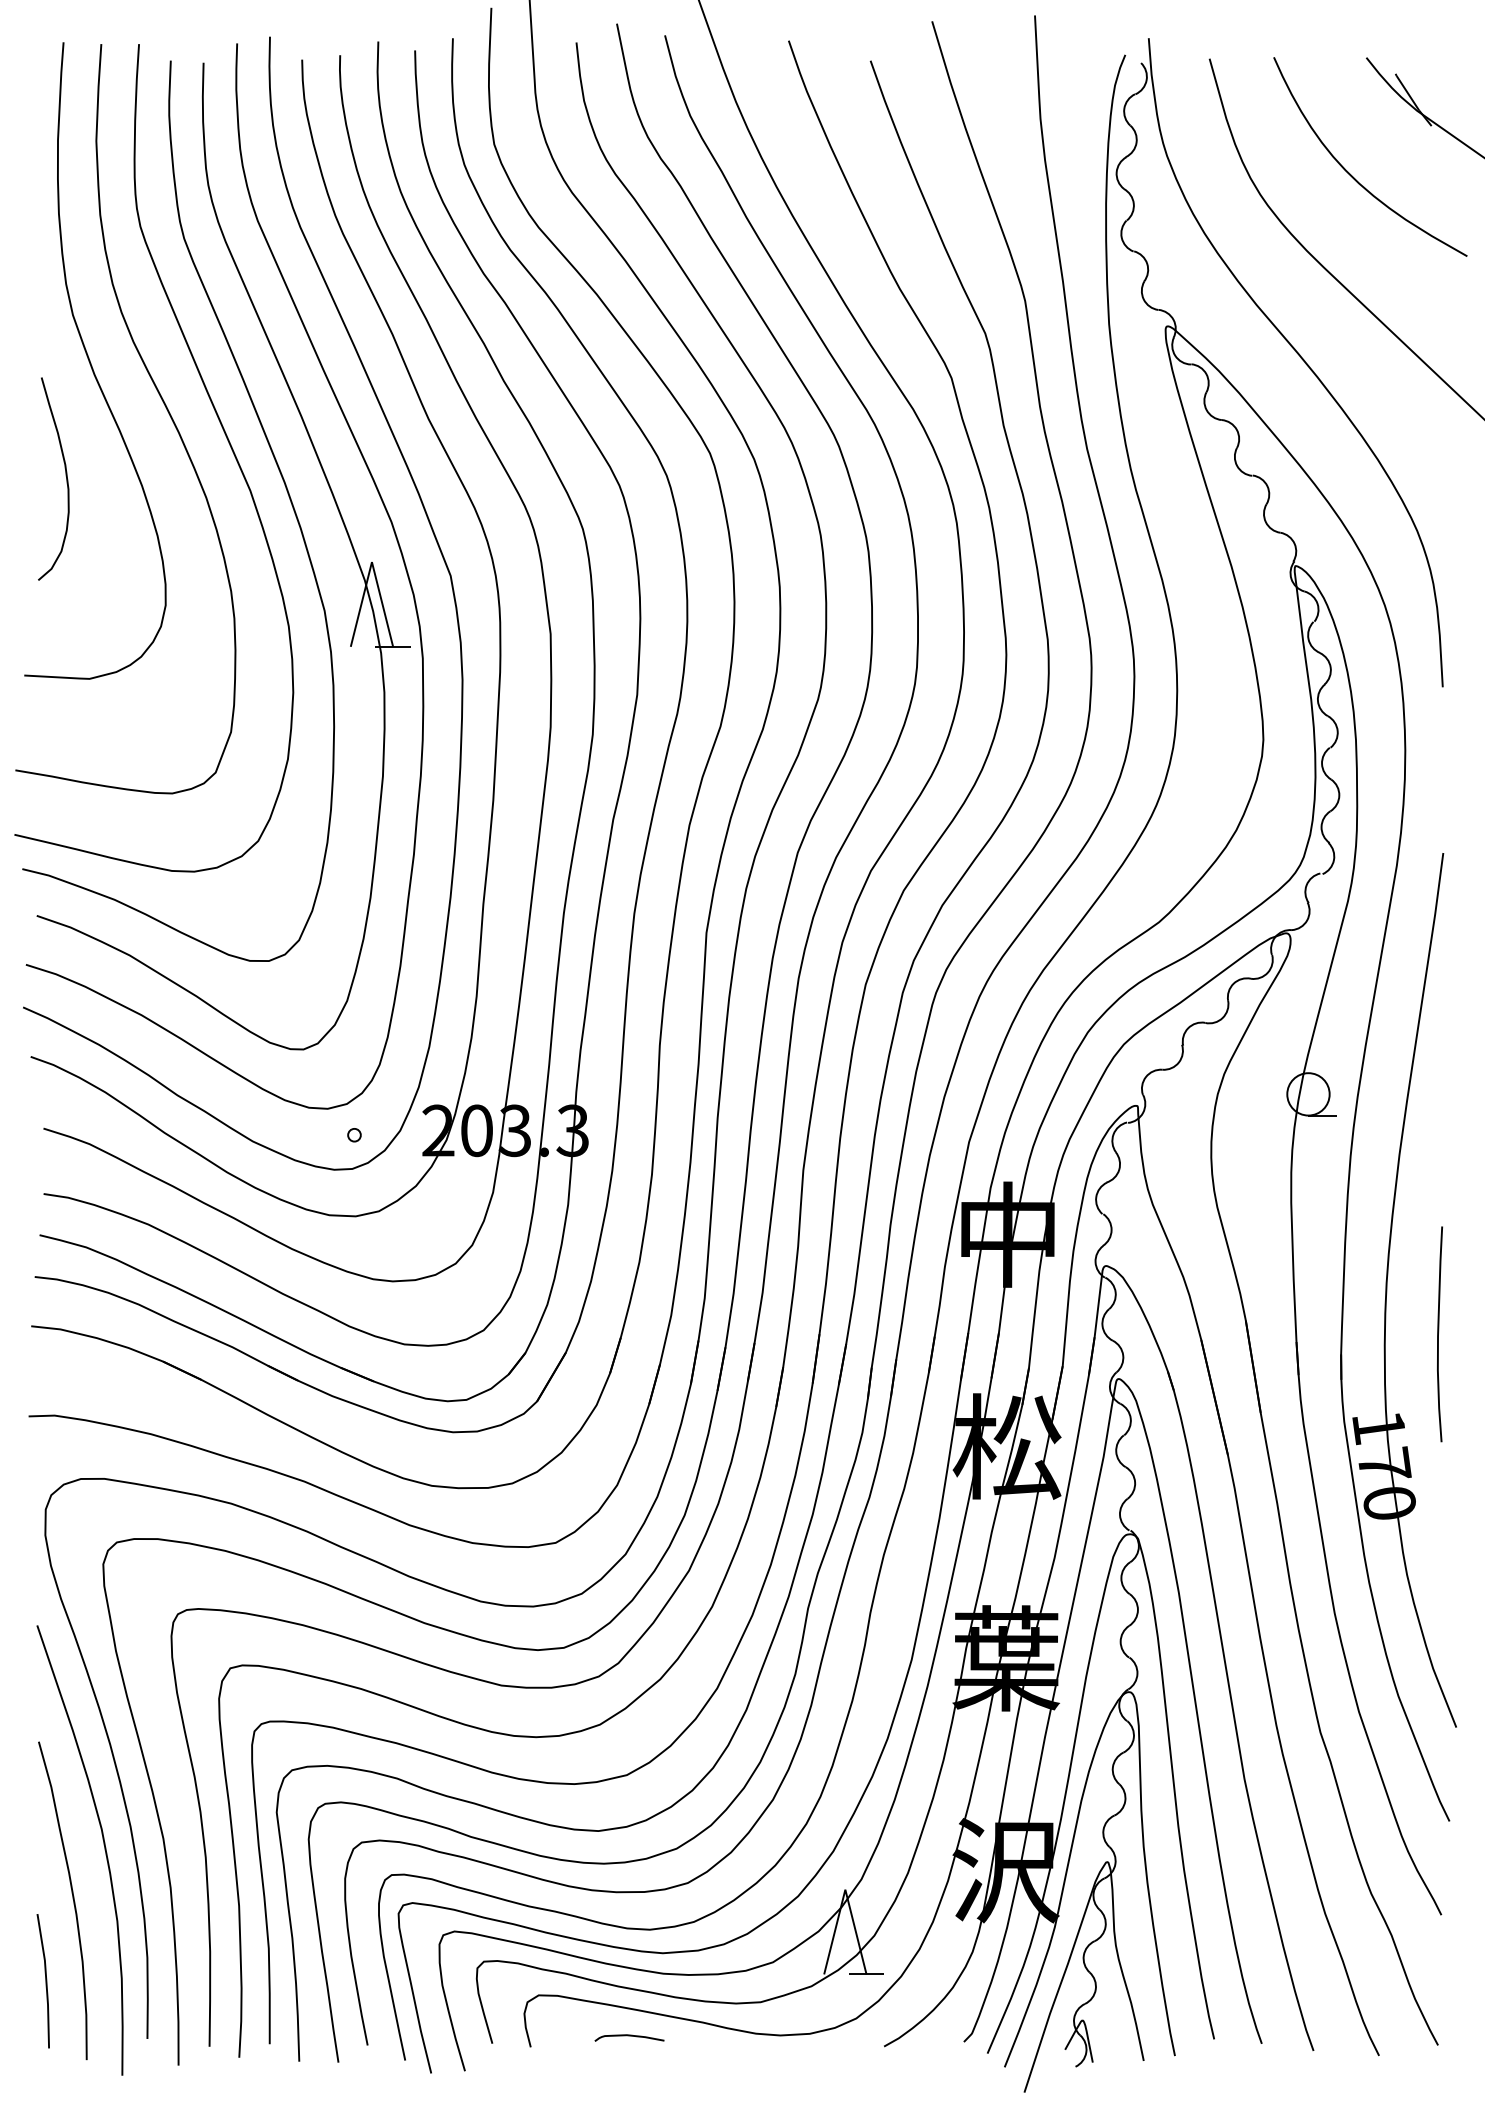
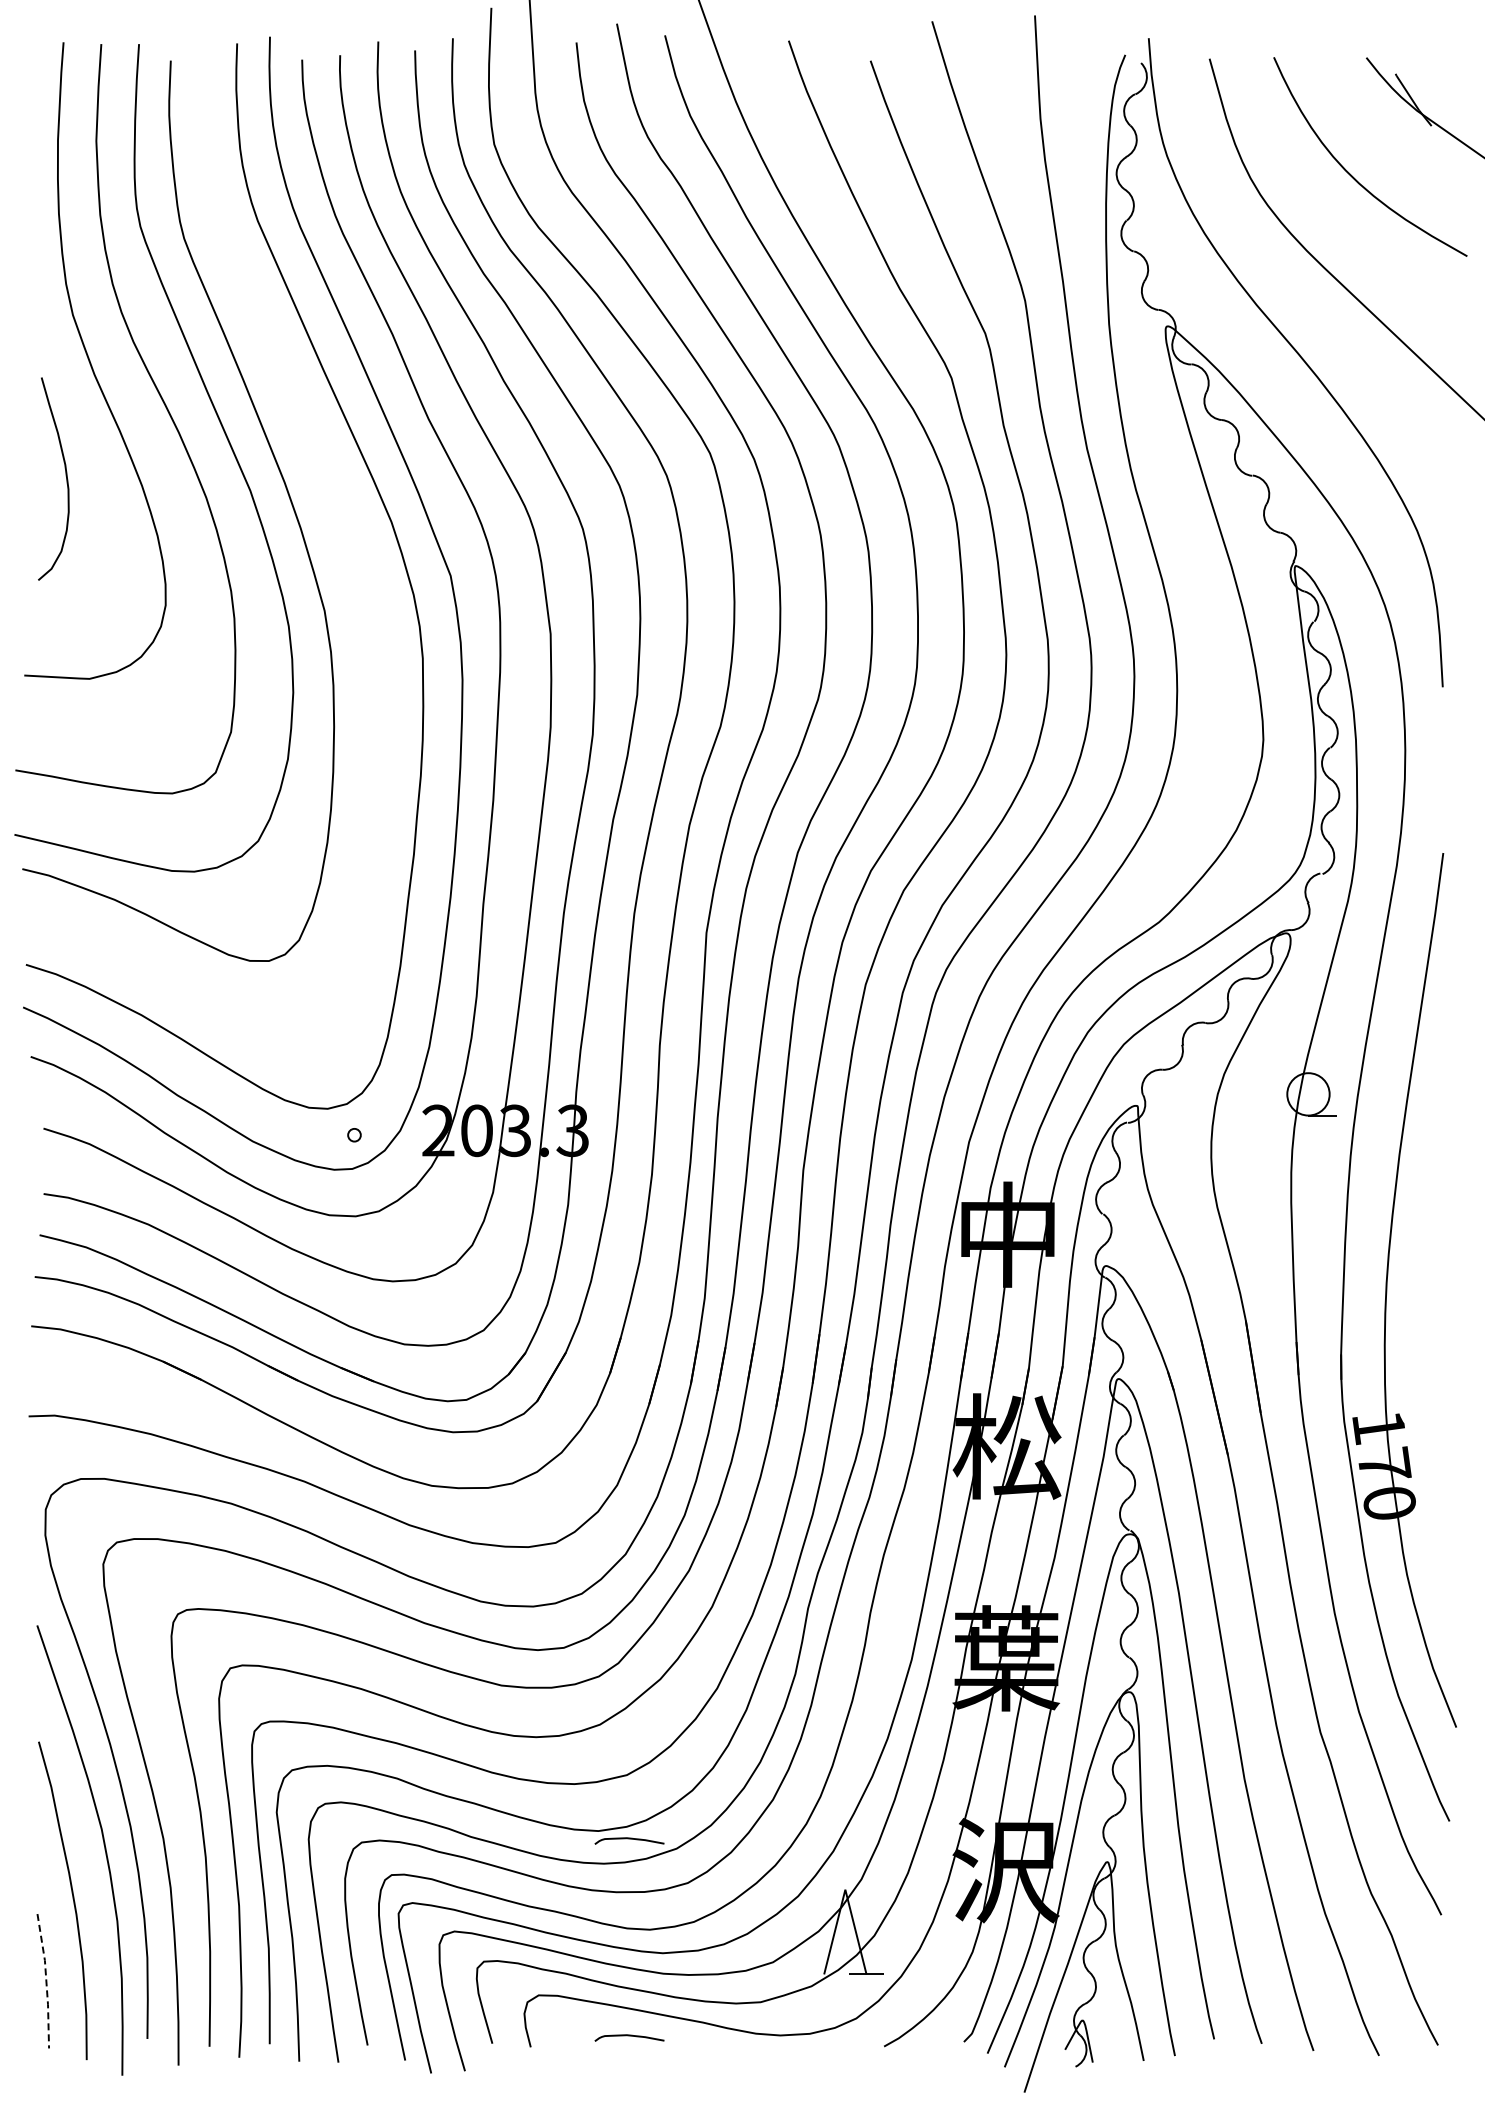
part: present -> none (339, 515)
curve: present -> none (1438, 1334)
curve: none -> present (629, 1839)
line: solid -> dashed (46, 1981)
